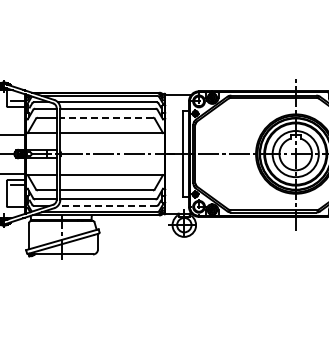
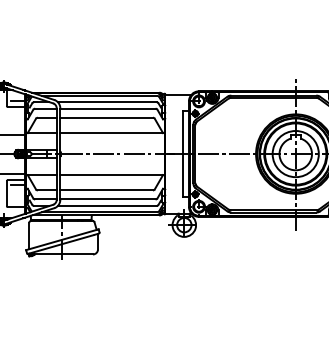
line: dashed -> solid (106, 117)
line: dashed -> solid (106, 205)
